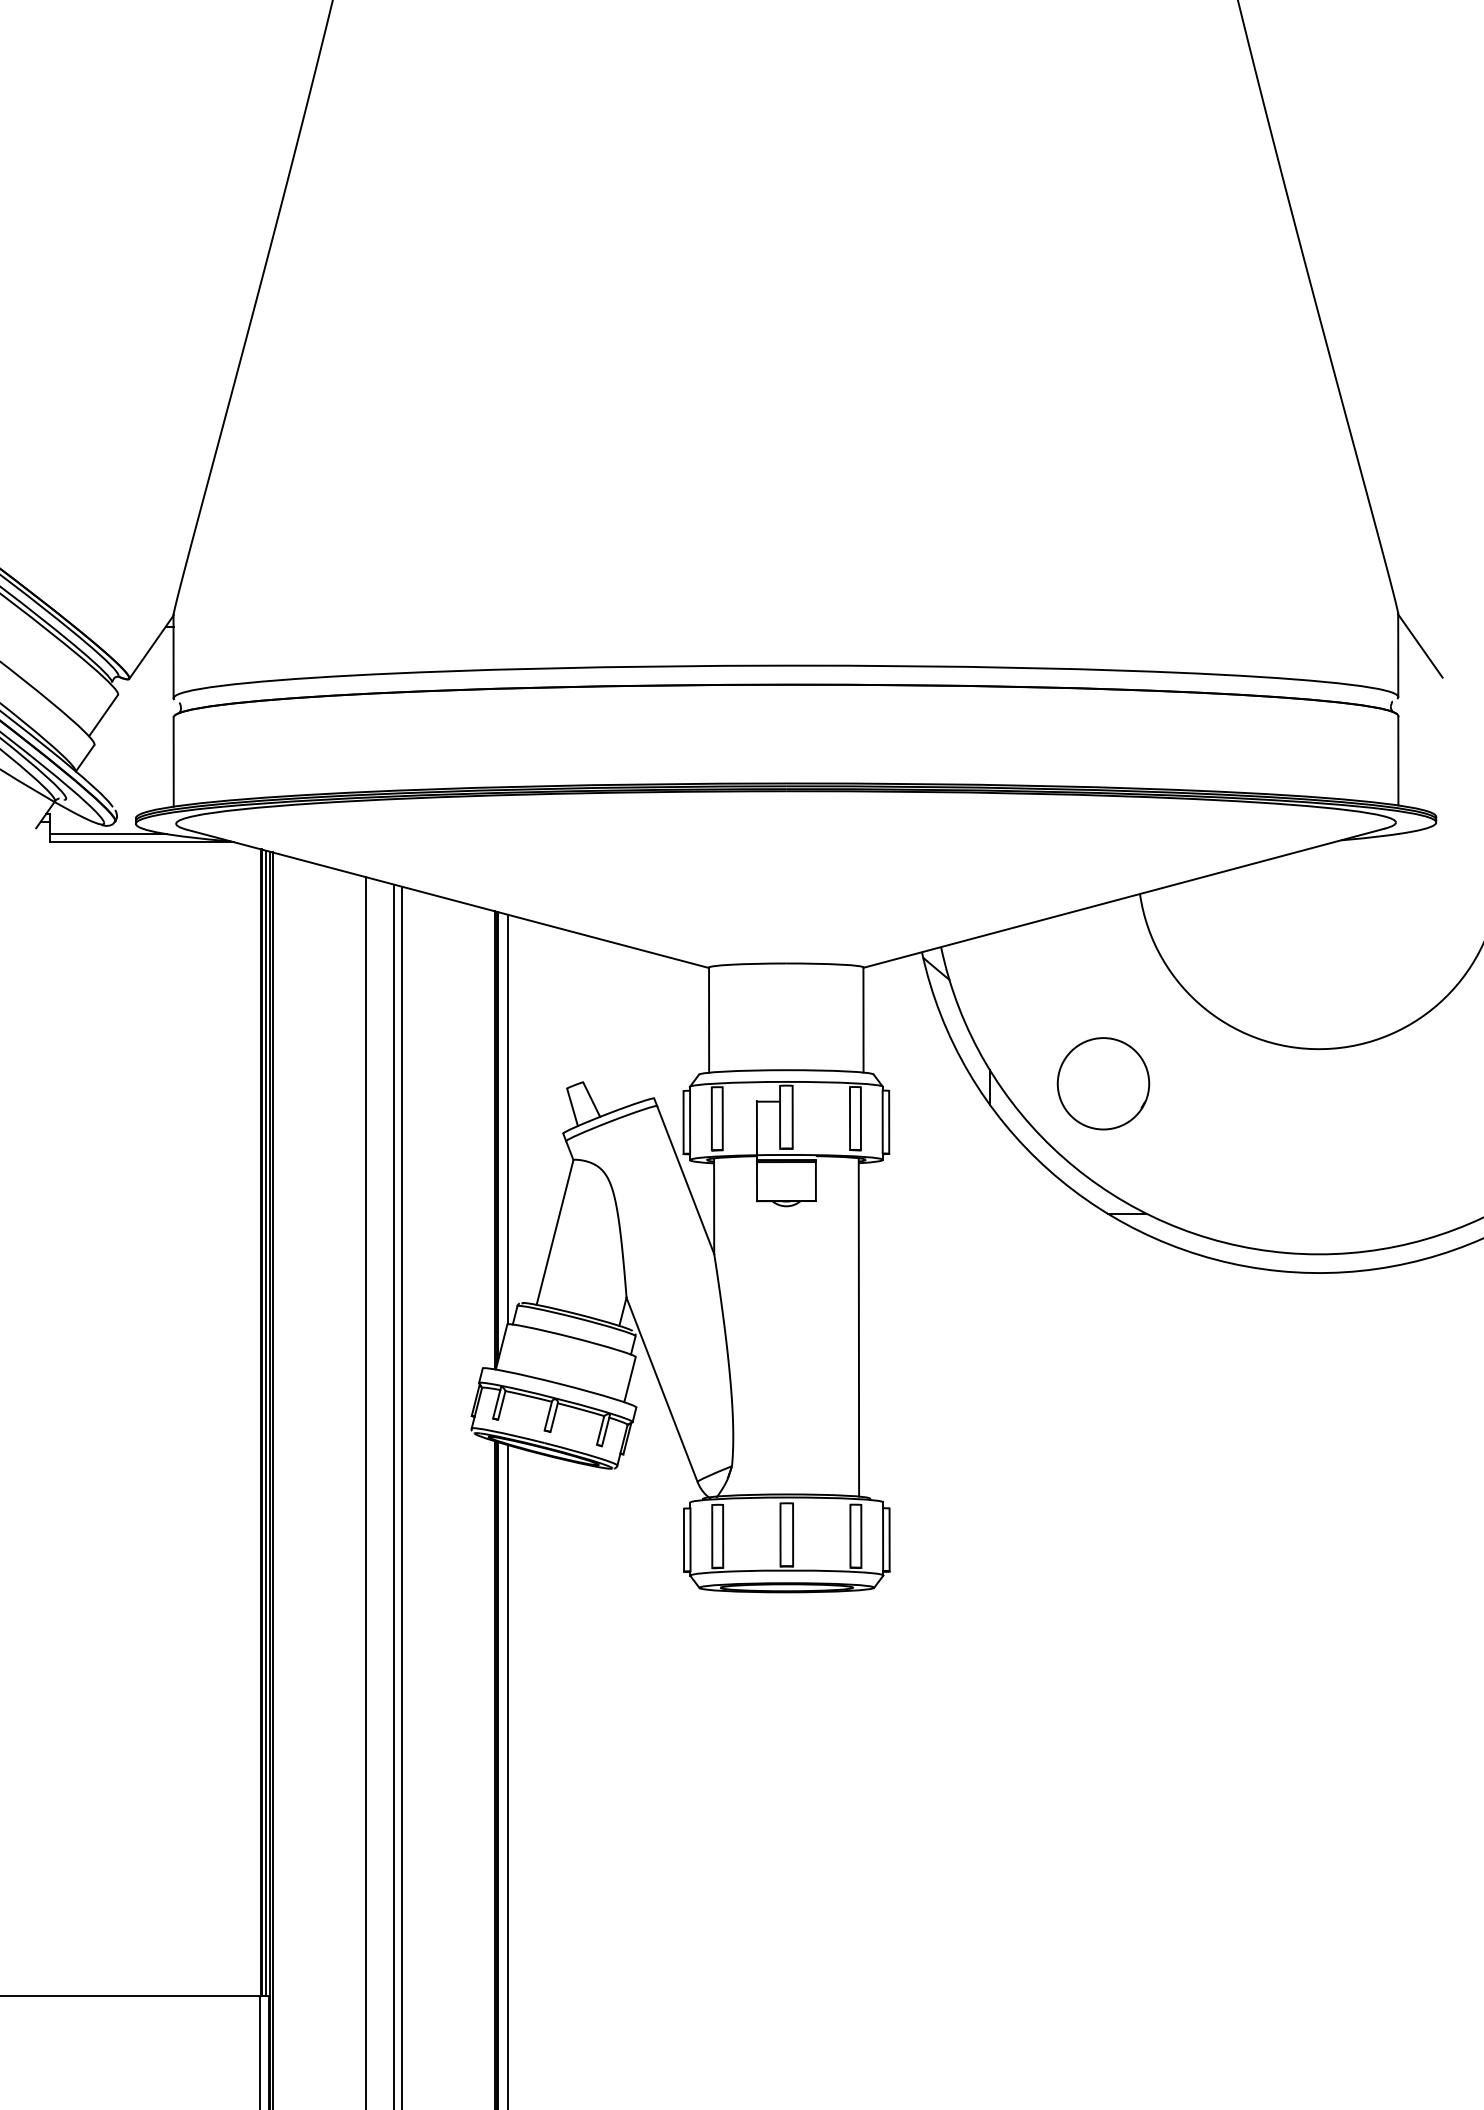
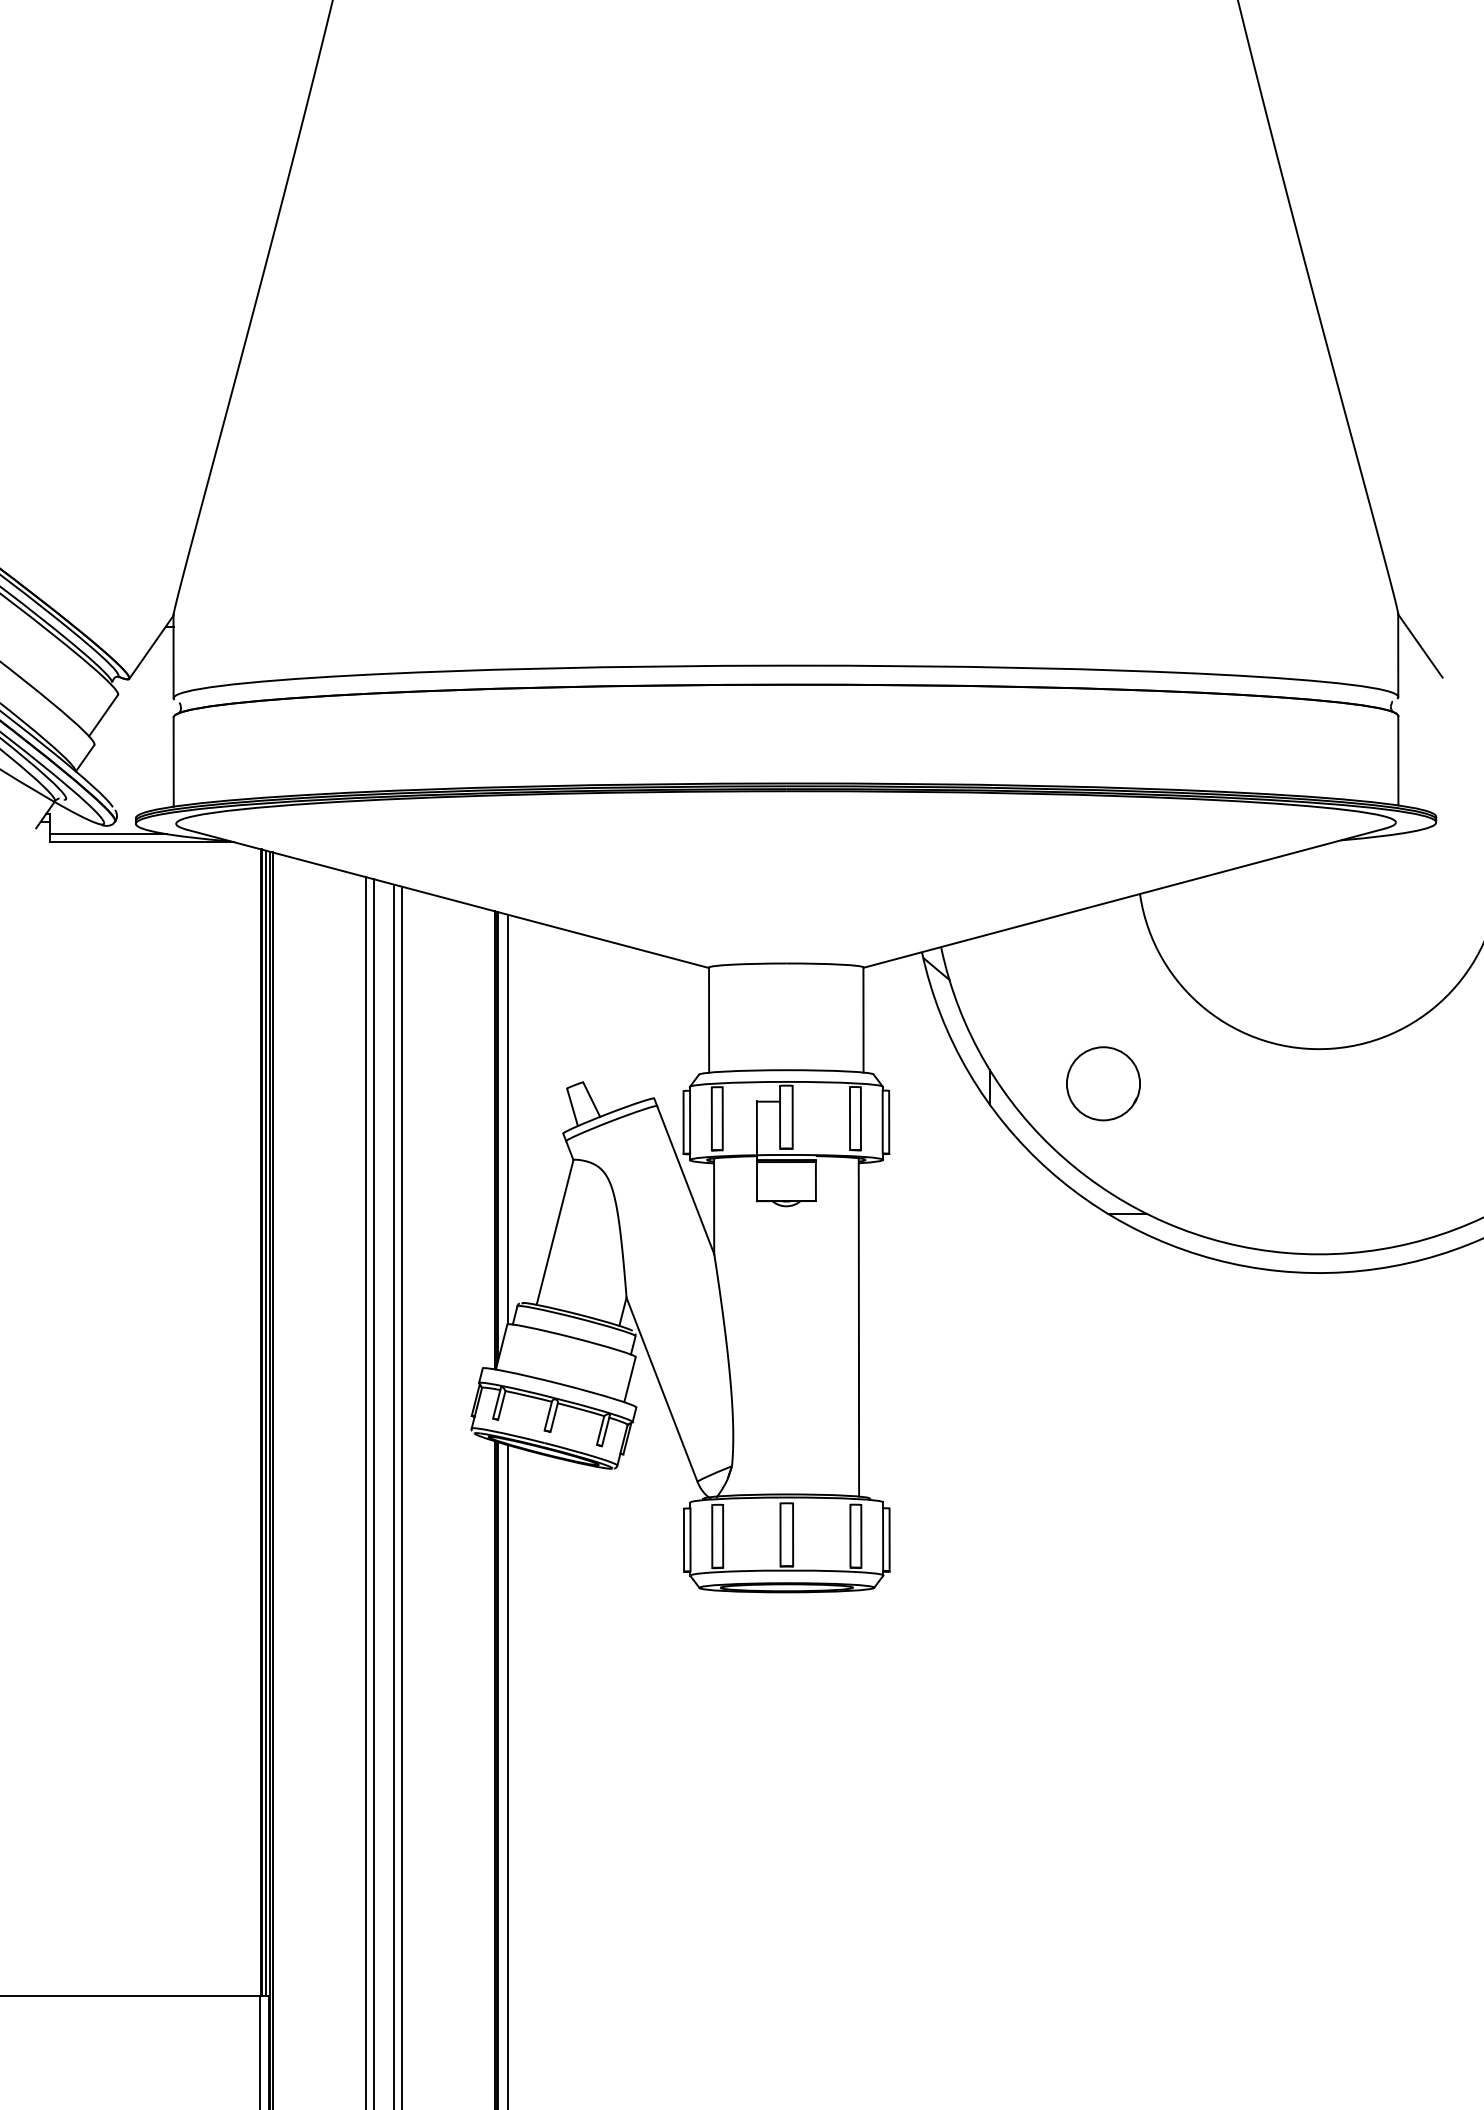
circle size: 95x94 px -> 75x76 px (1103, 1083)
line: none -> present (373, 1492)
